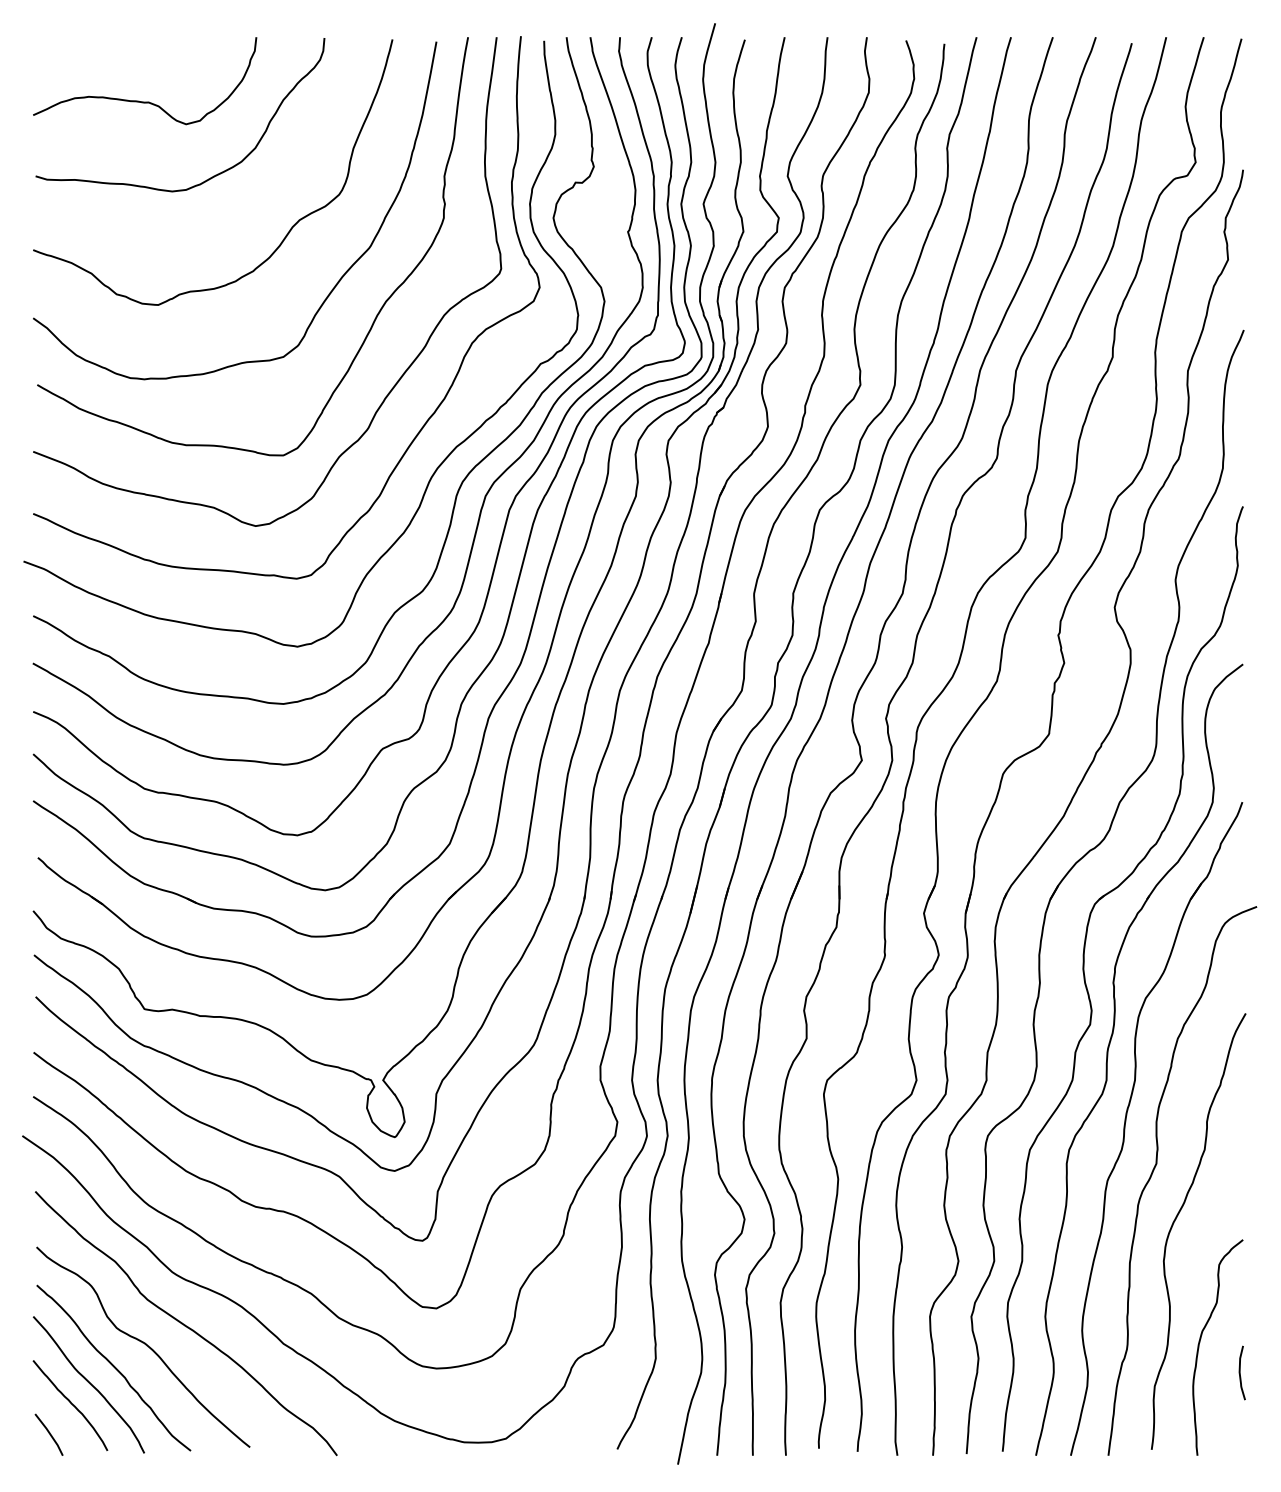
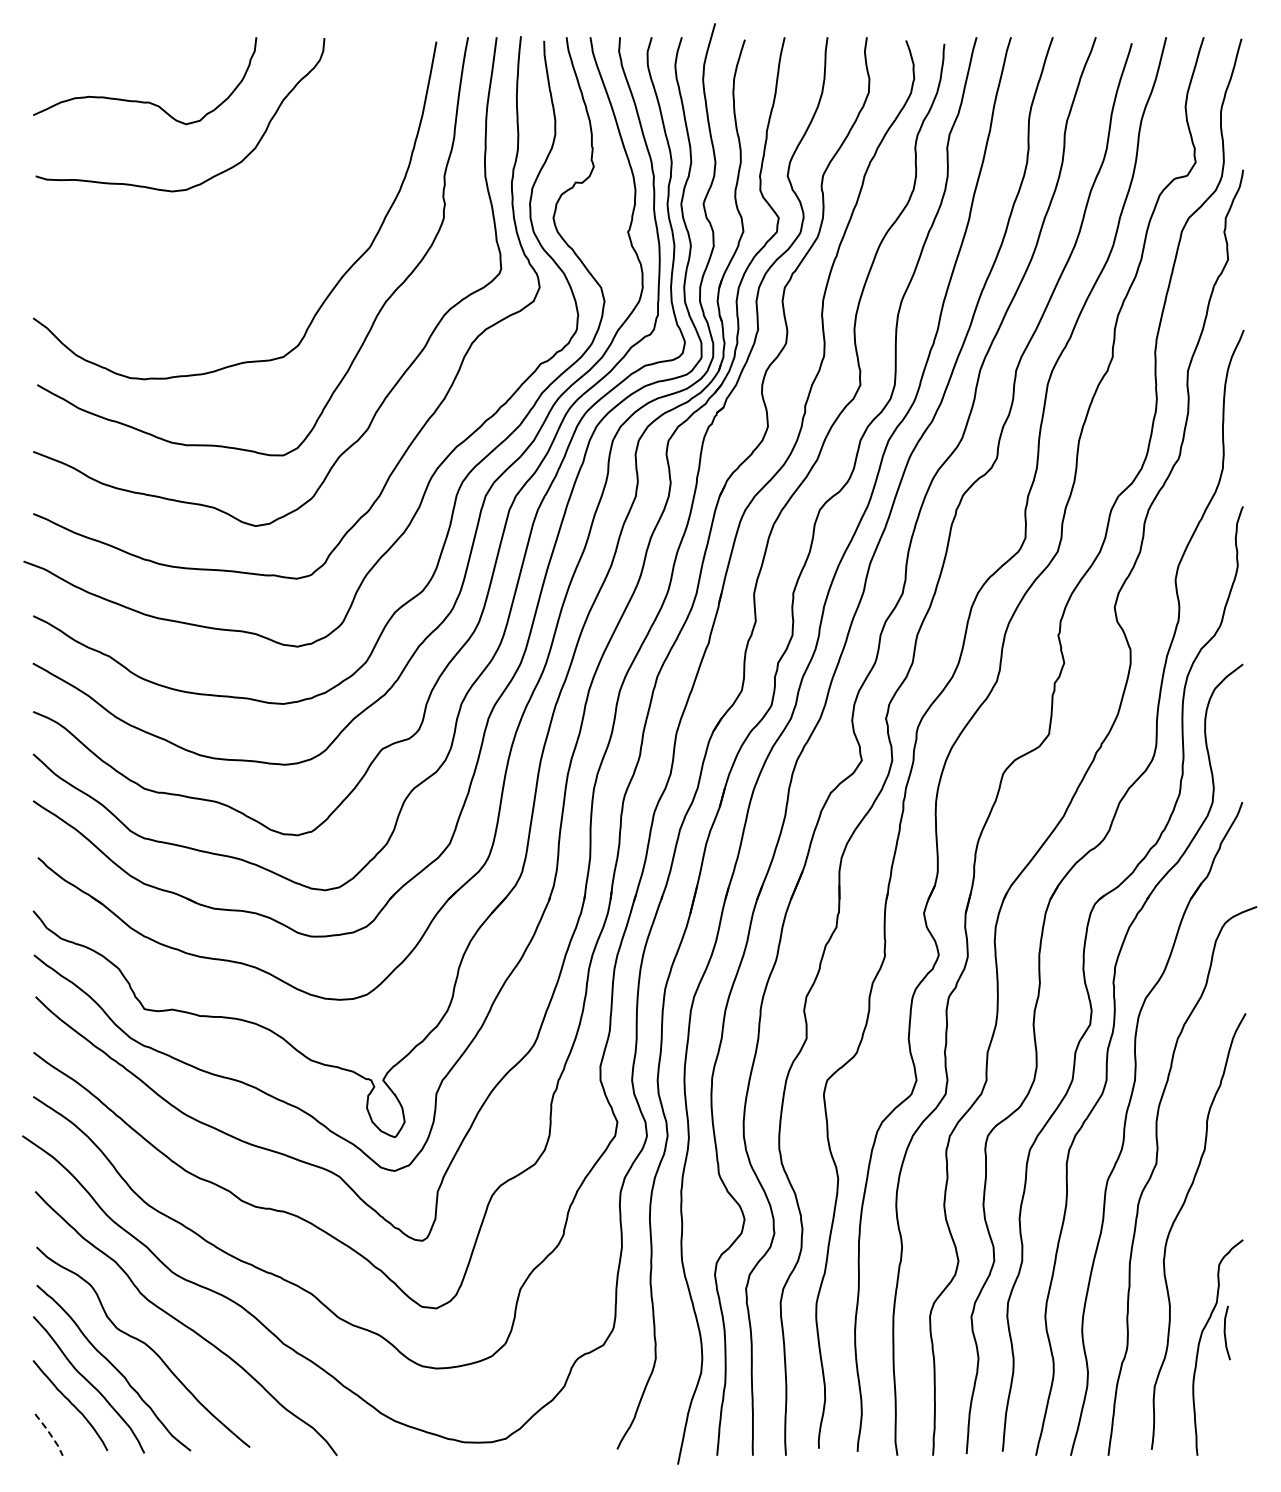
curve: present -> none (291, 226)
curve position: (1240, 1372) -> (1225, 1332) (1225, 1332)
line: solid -> dashed (50, 1434)
